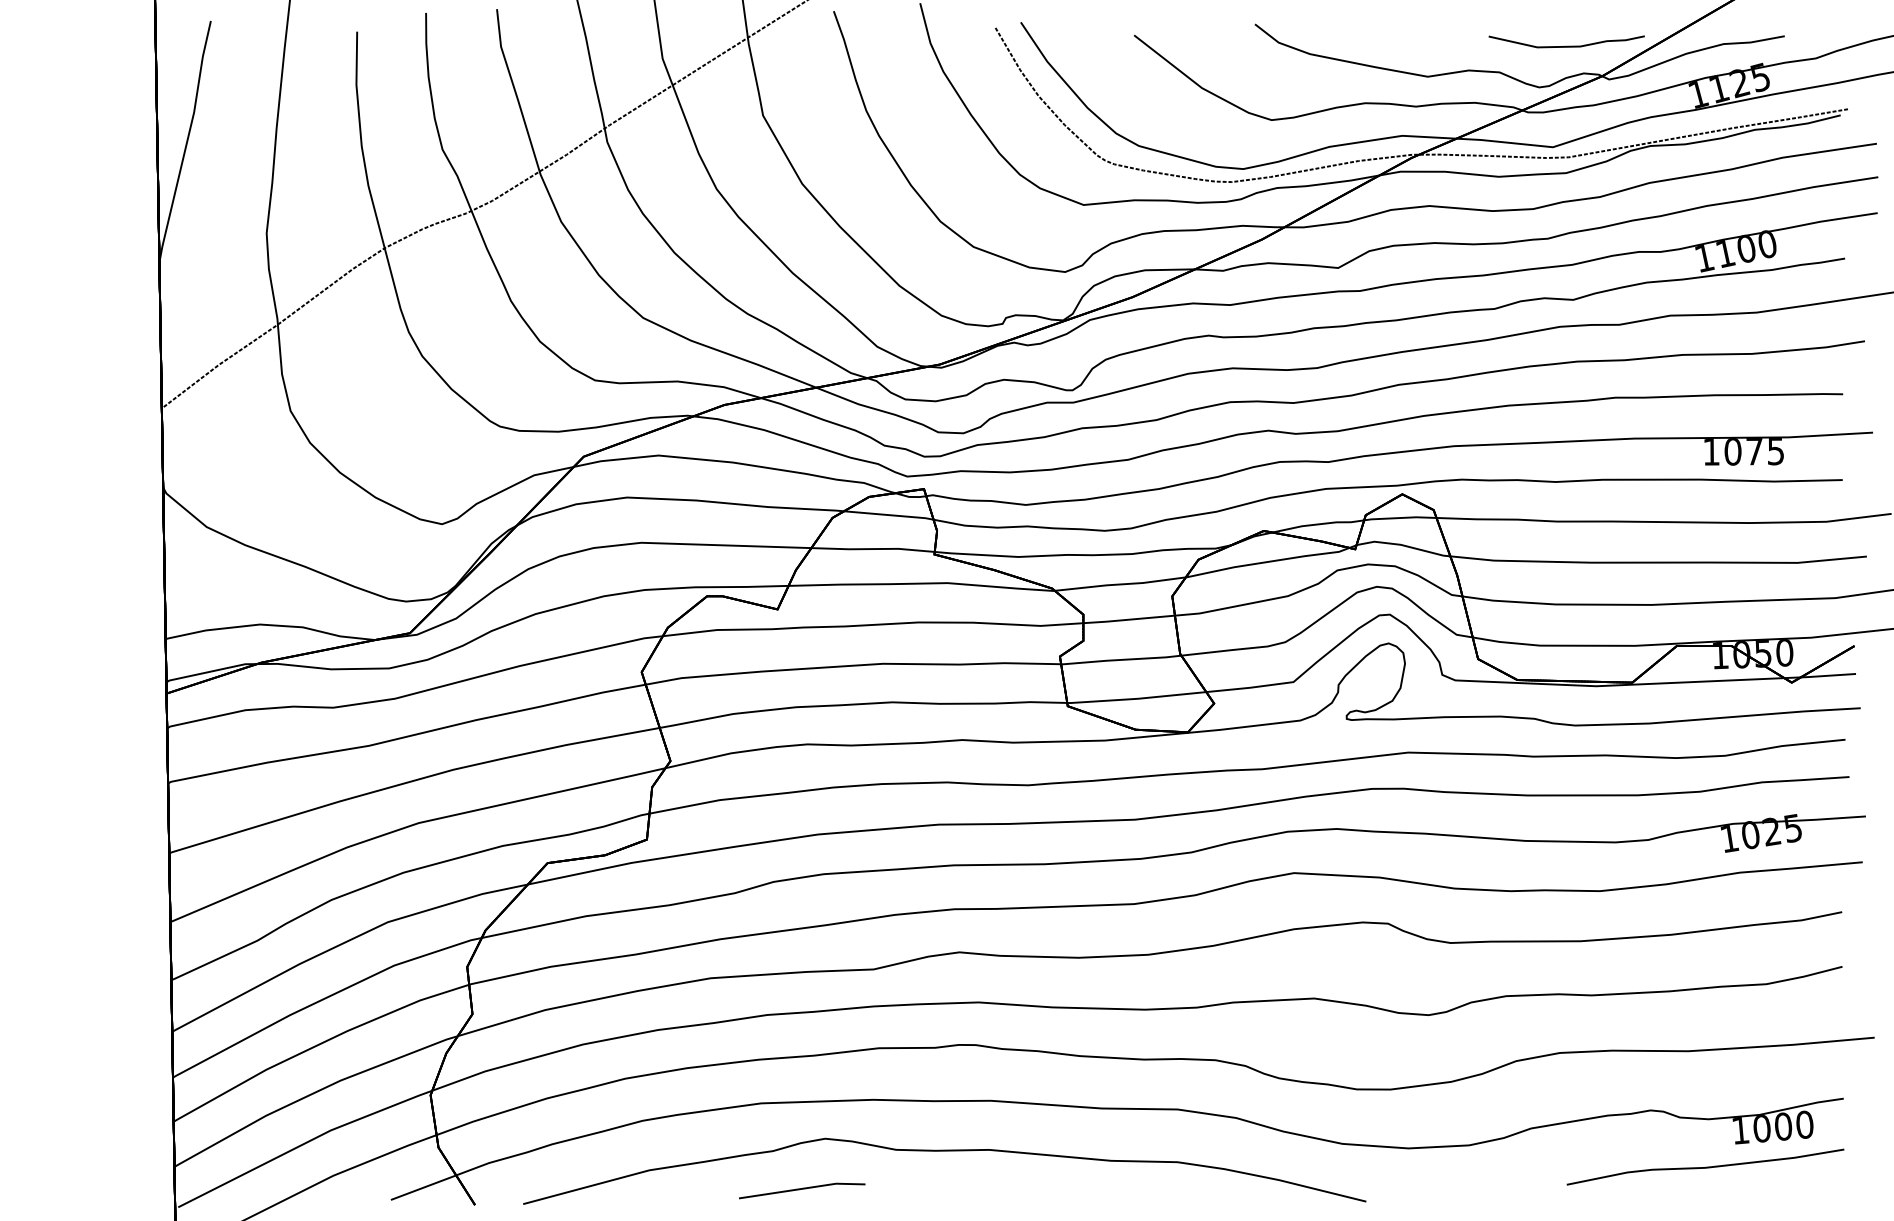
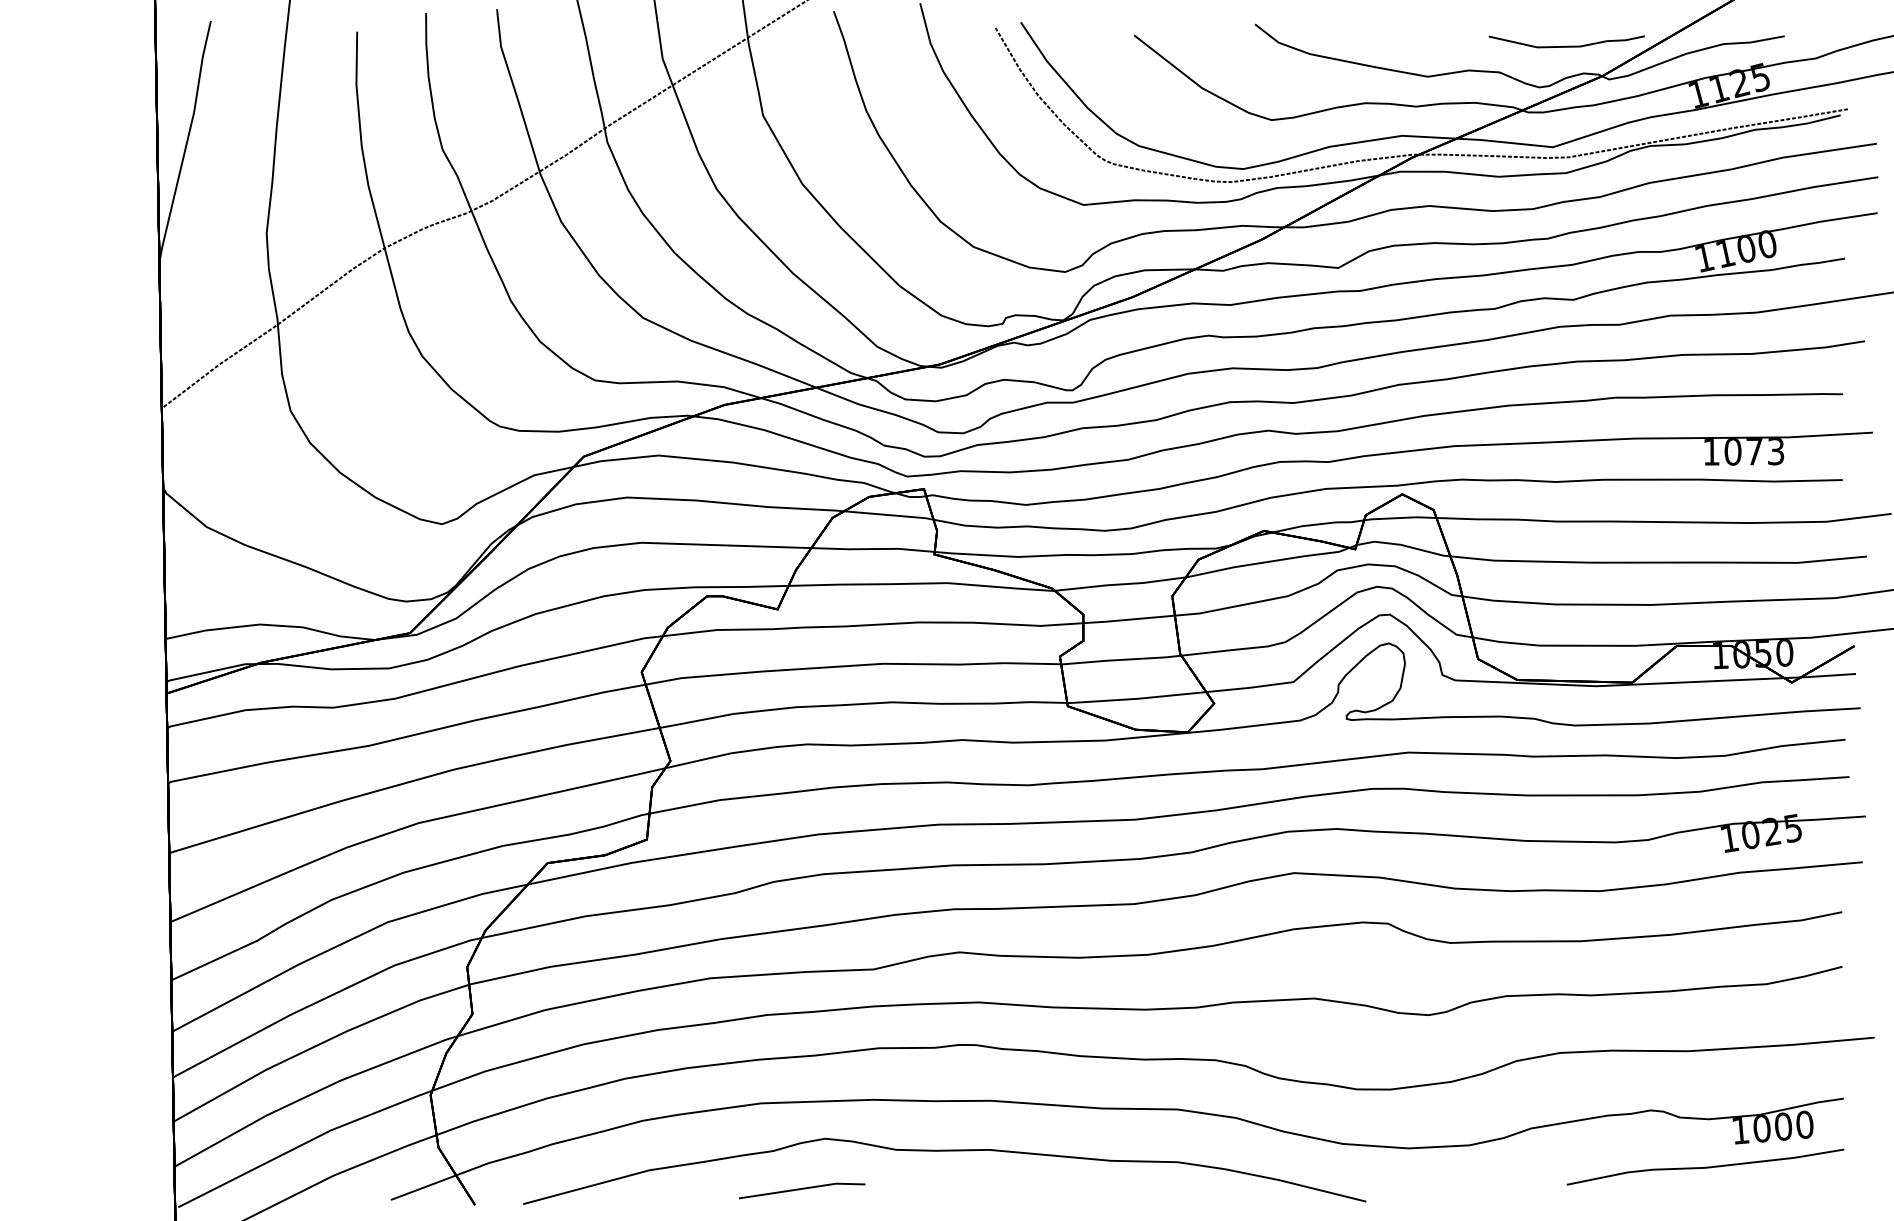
text: 1075 -> 1073 (1776, 451)
